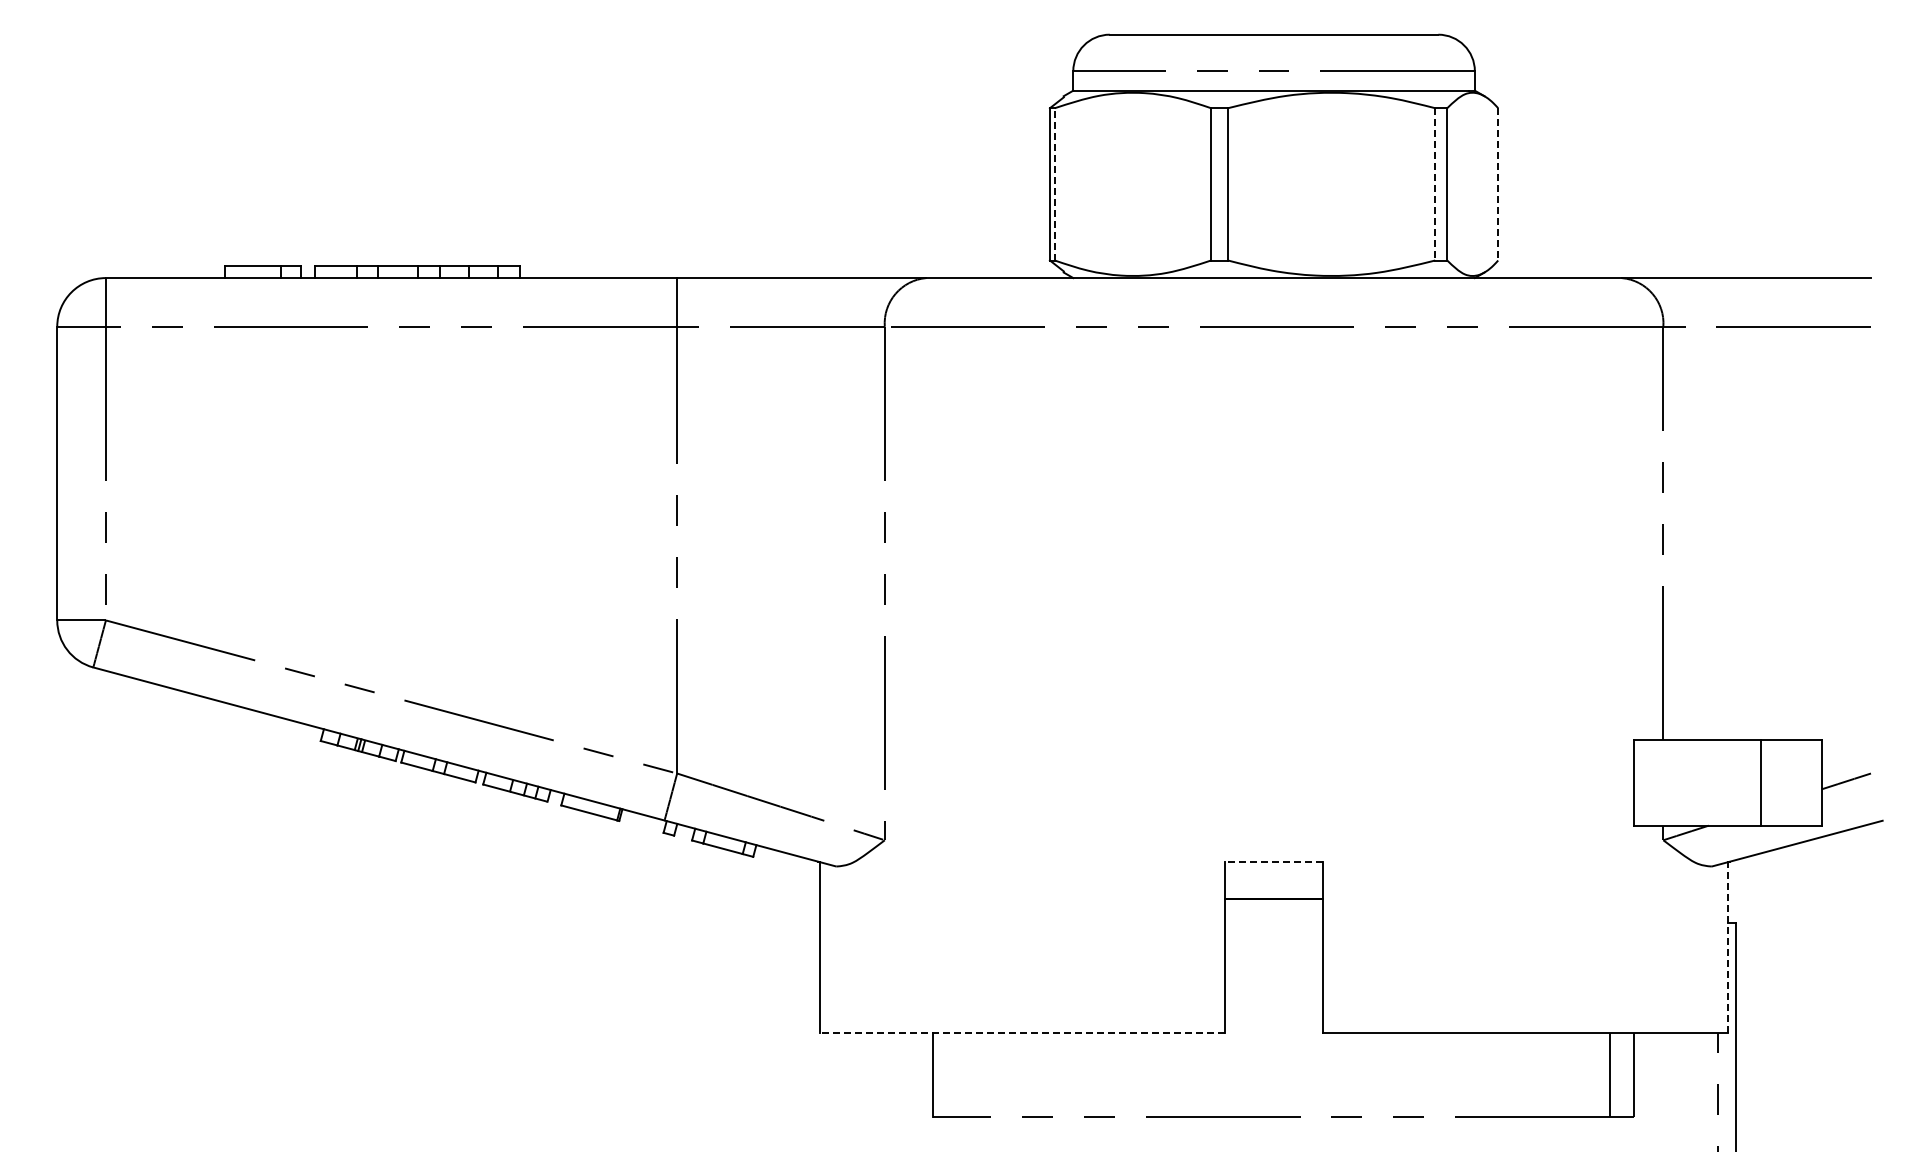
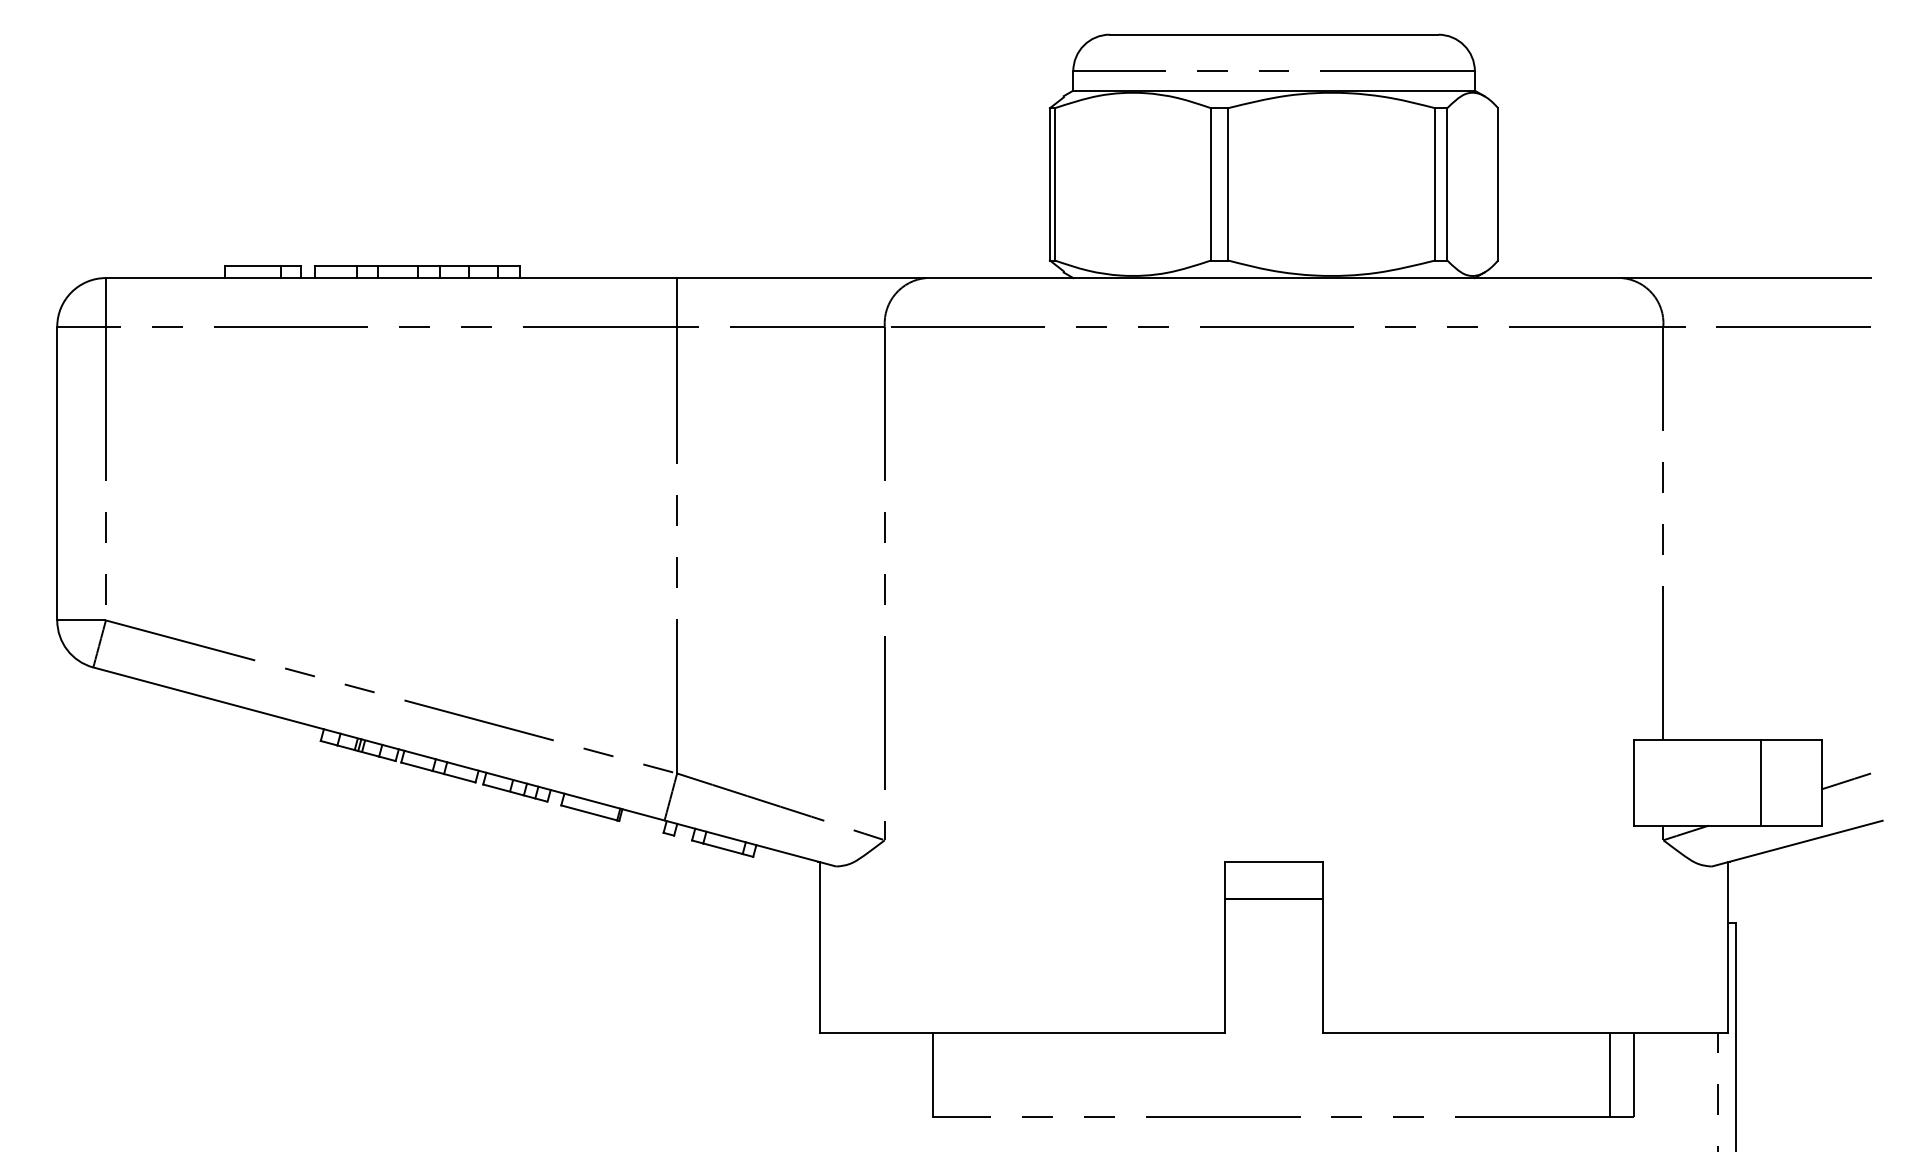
line: dashed -> solid (1054, 183)
line: dashed -> solid (1435, 184)
line: dashed -> solid (1498, 184)
line: dashed -> solid (1274, 862)
line: dashed -> solid (1728, 946)
line: dashed -> solid (1022, 1032)
